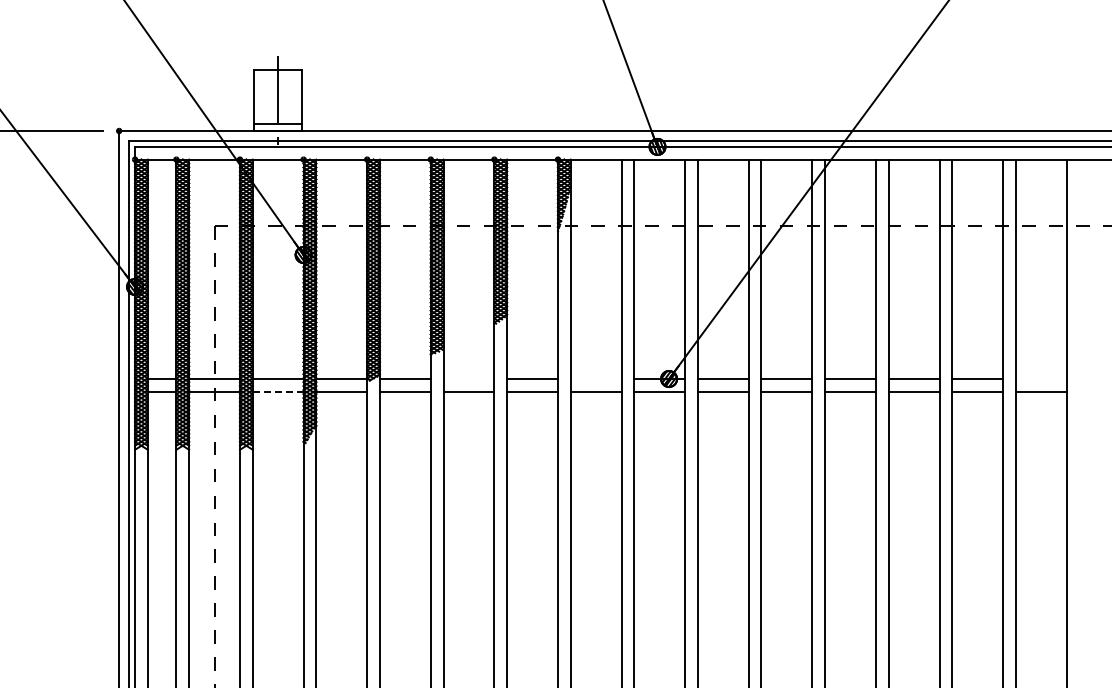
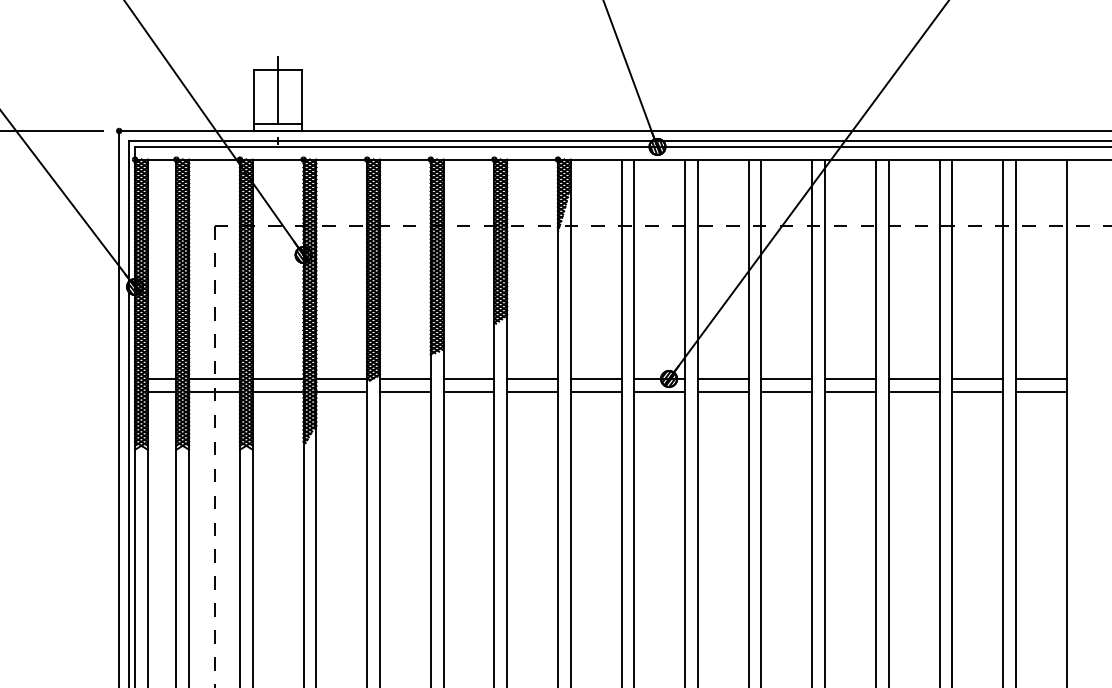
line: none -> present (468, 379)
line: none -> present (595, 379)
line: none -> present (1040, 379)
line: dashed -> solid (278, 391)
